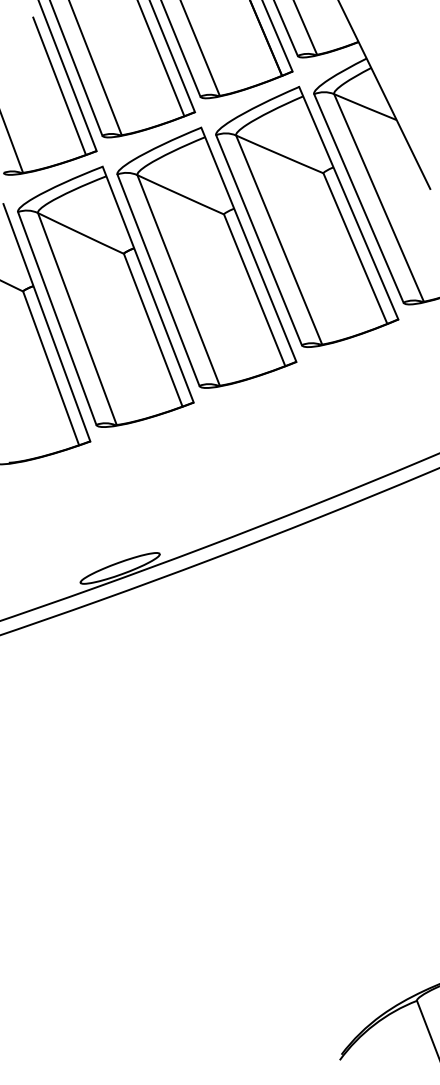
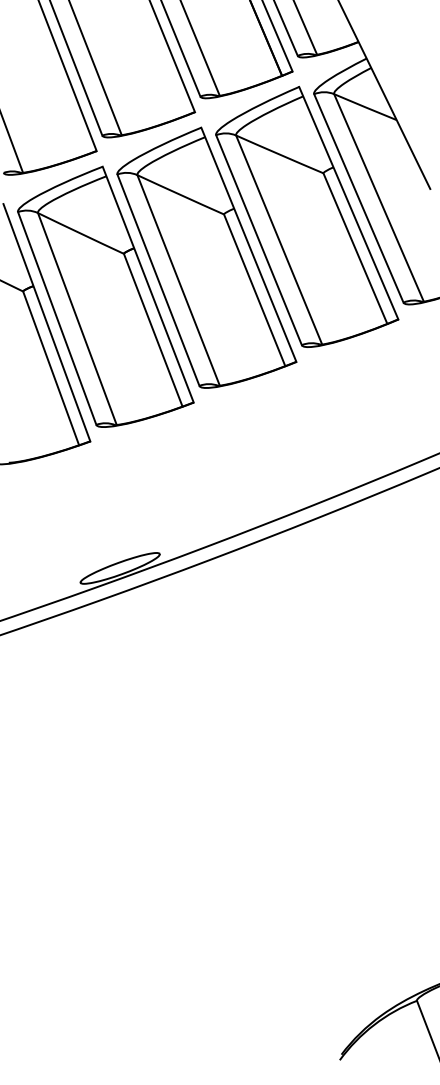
line: present -> none (161, 59)
line: present -> none (59, 85)
